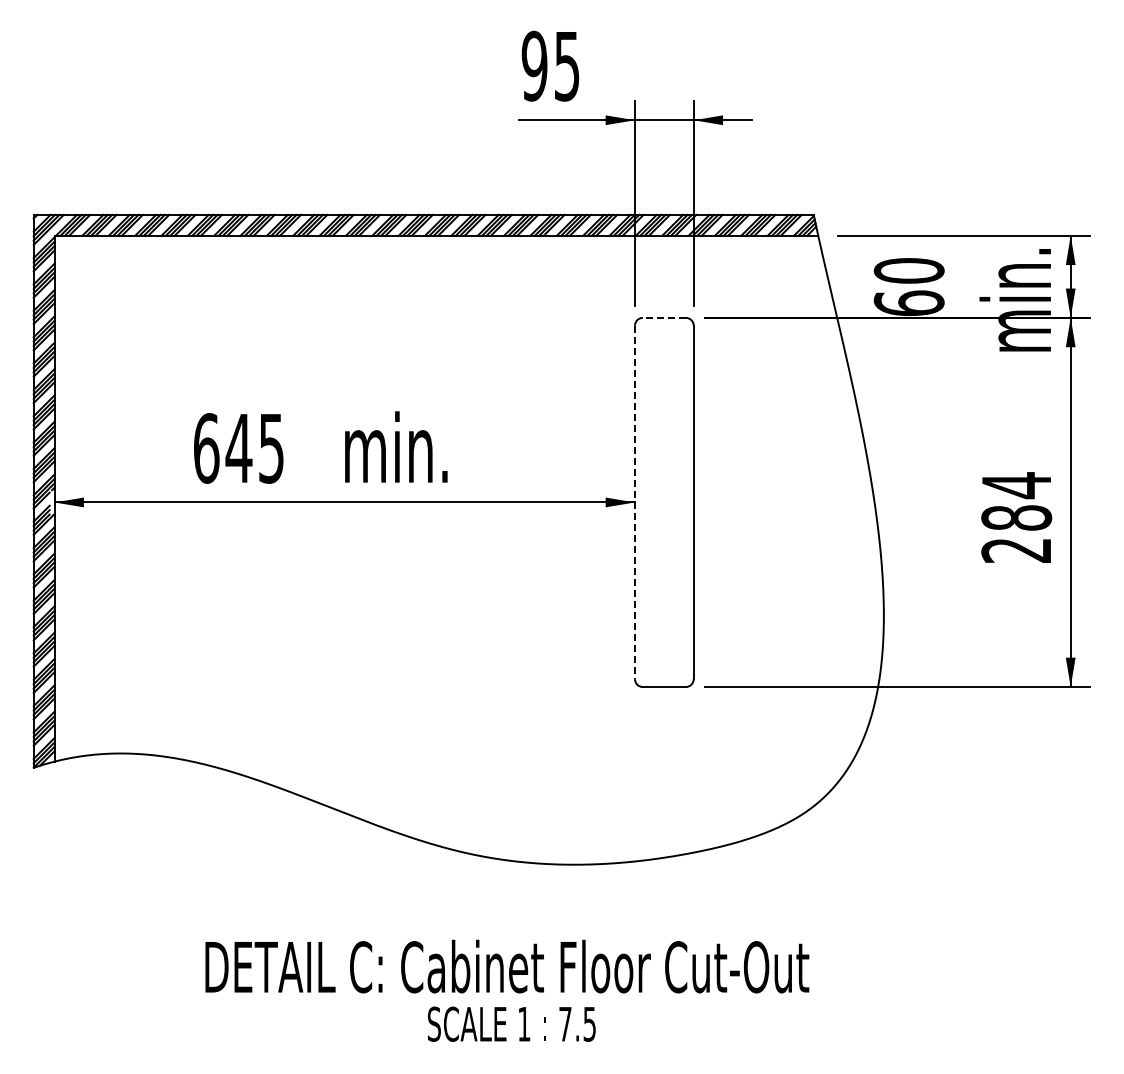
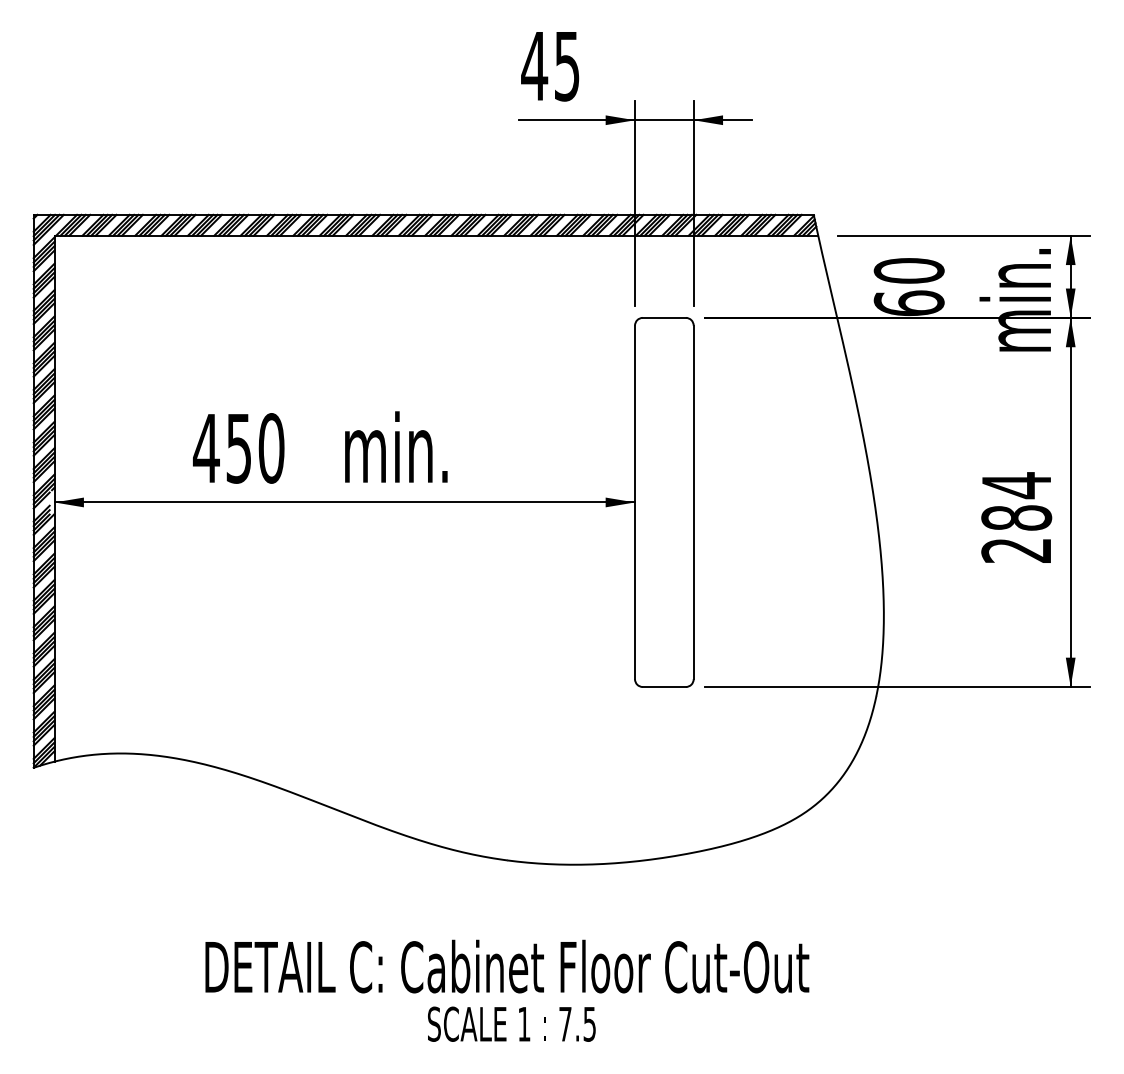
text: 95 -> 45 (534, 65)
line: dashed -> solid (664, 317)
text: 645 -> 450 (238, 448)
line: dashed -> solid (635, 502)
